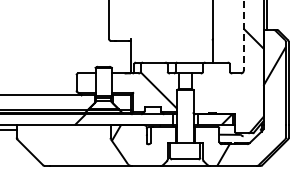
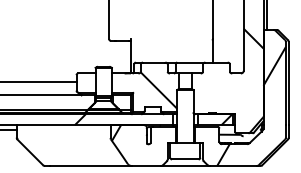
line: dashed -> solid (243, 35)
line: none -> present (39, 81)
